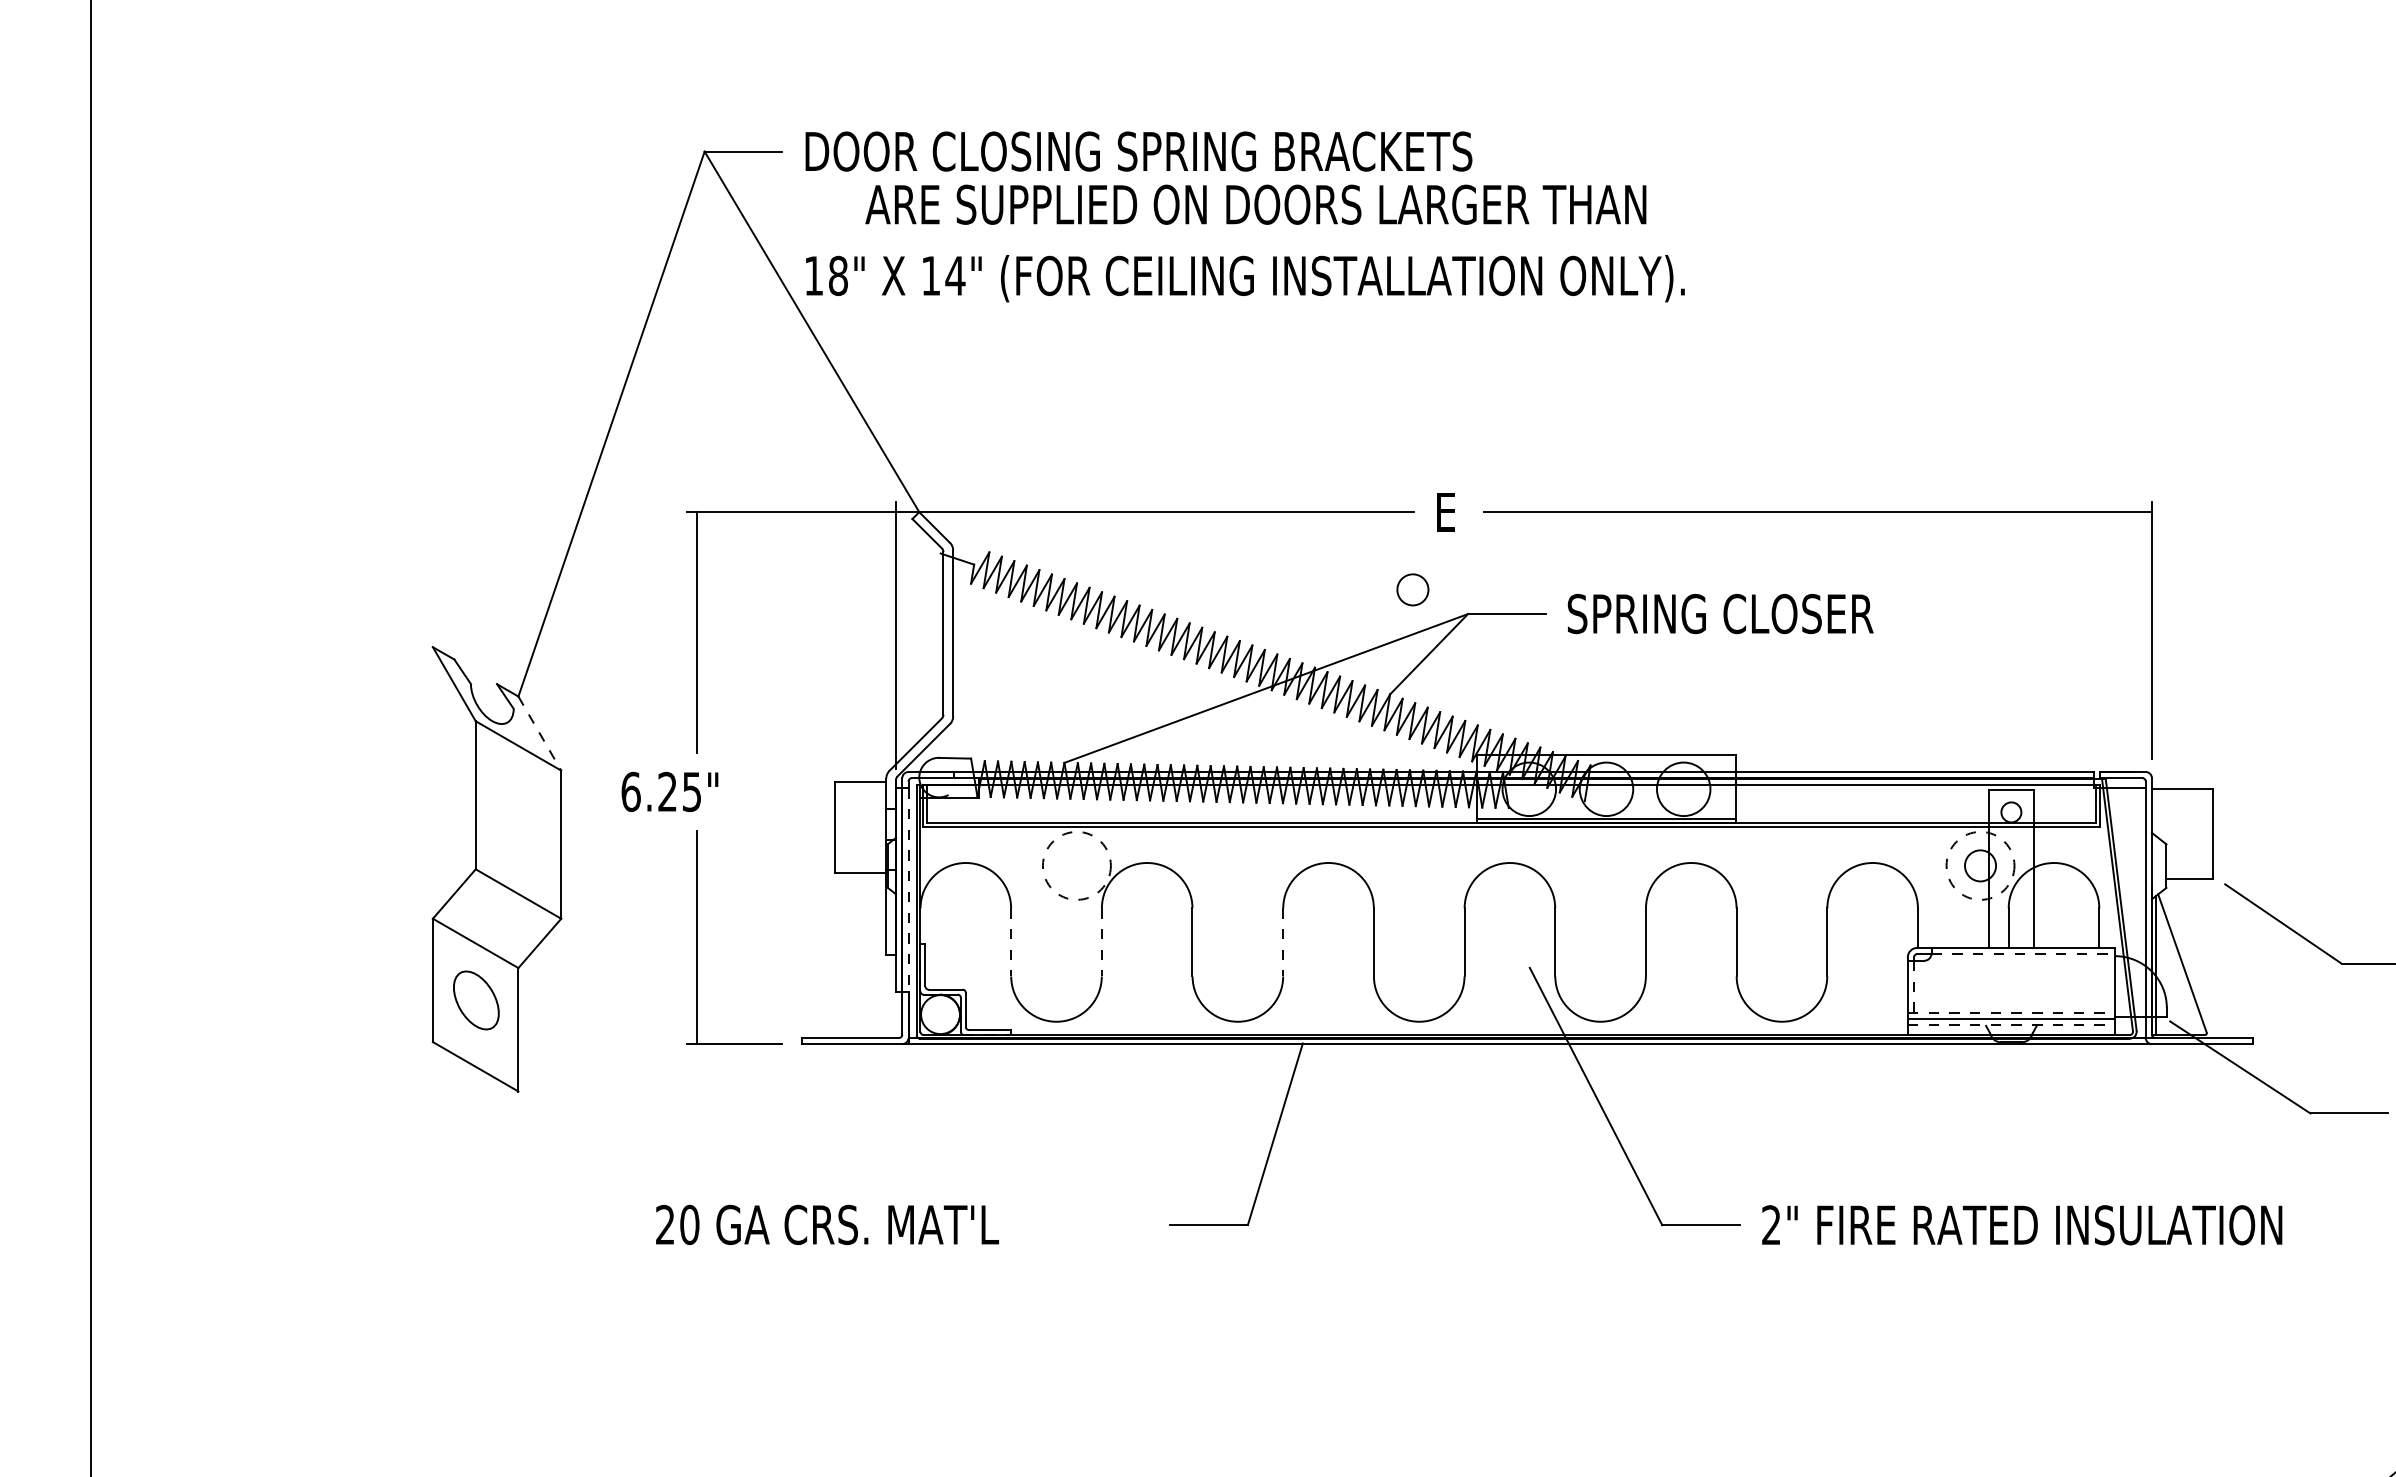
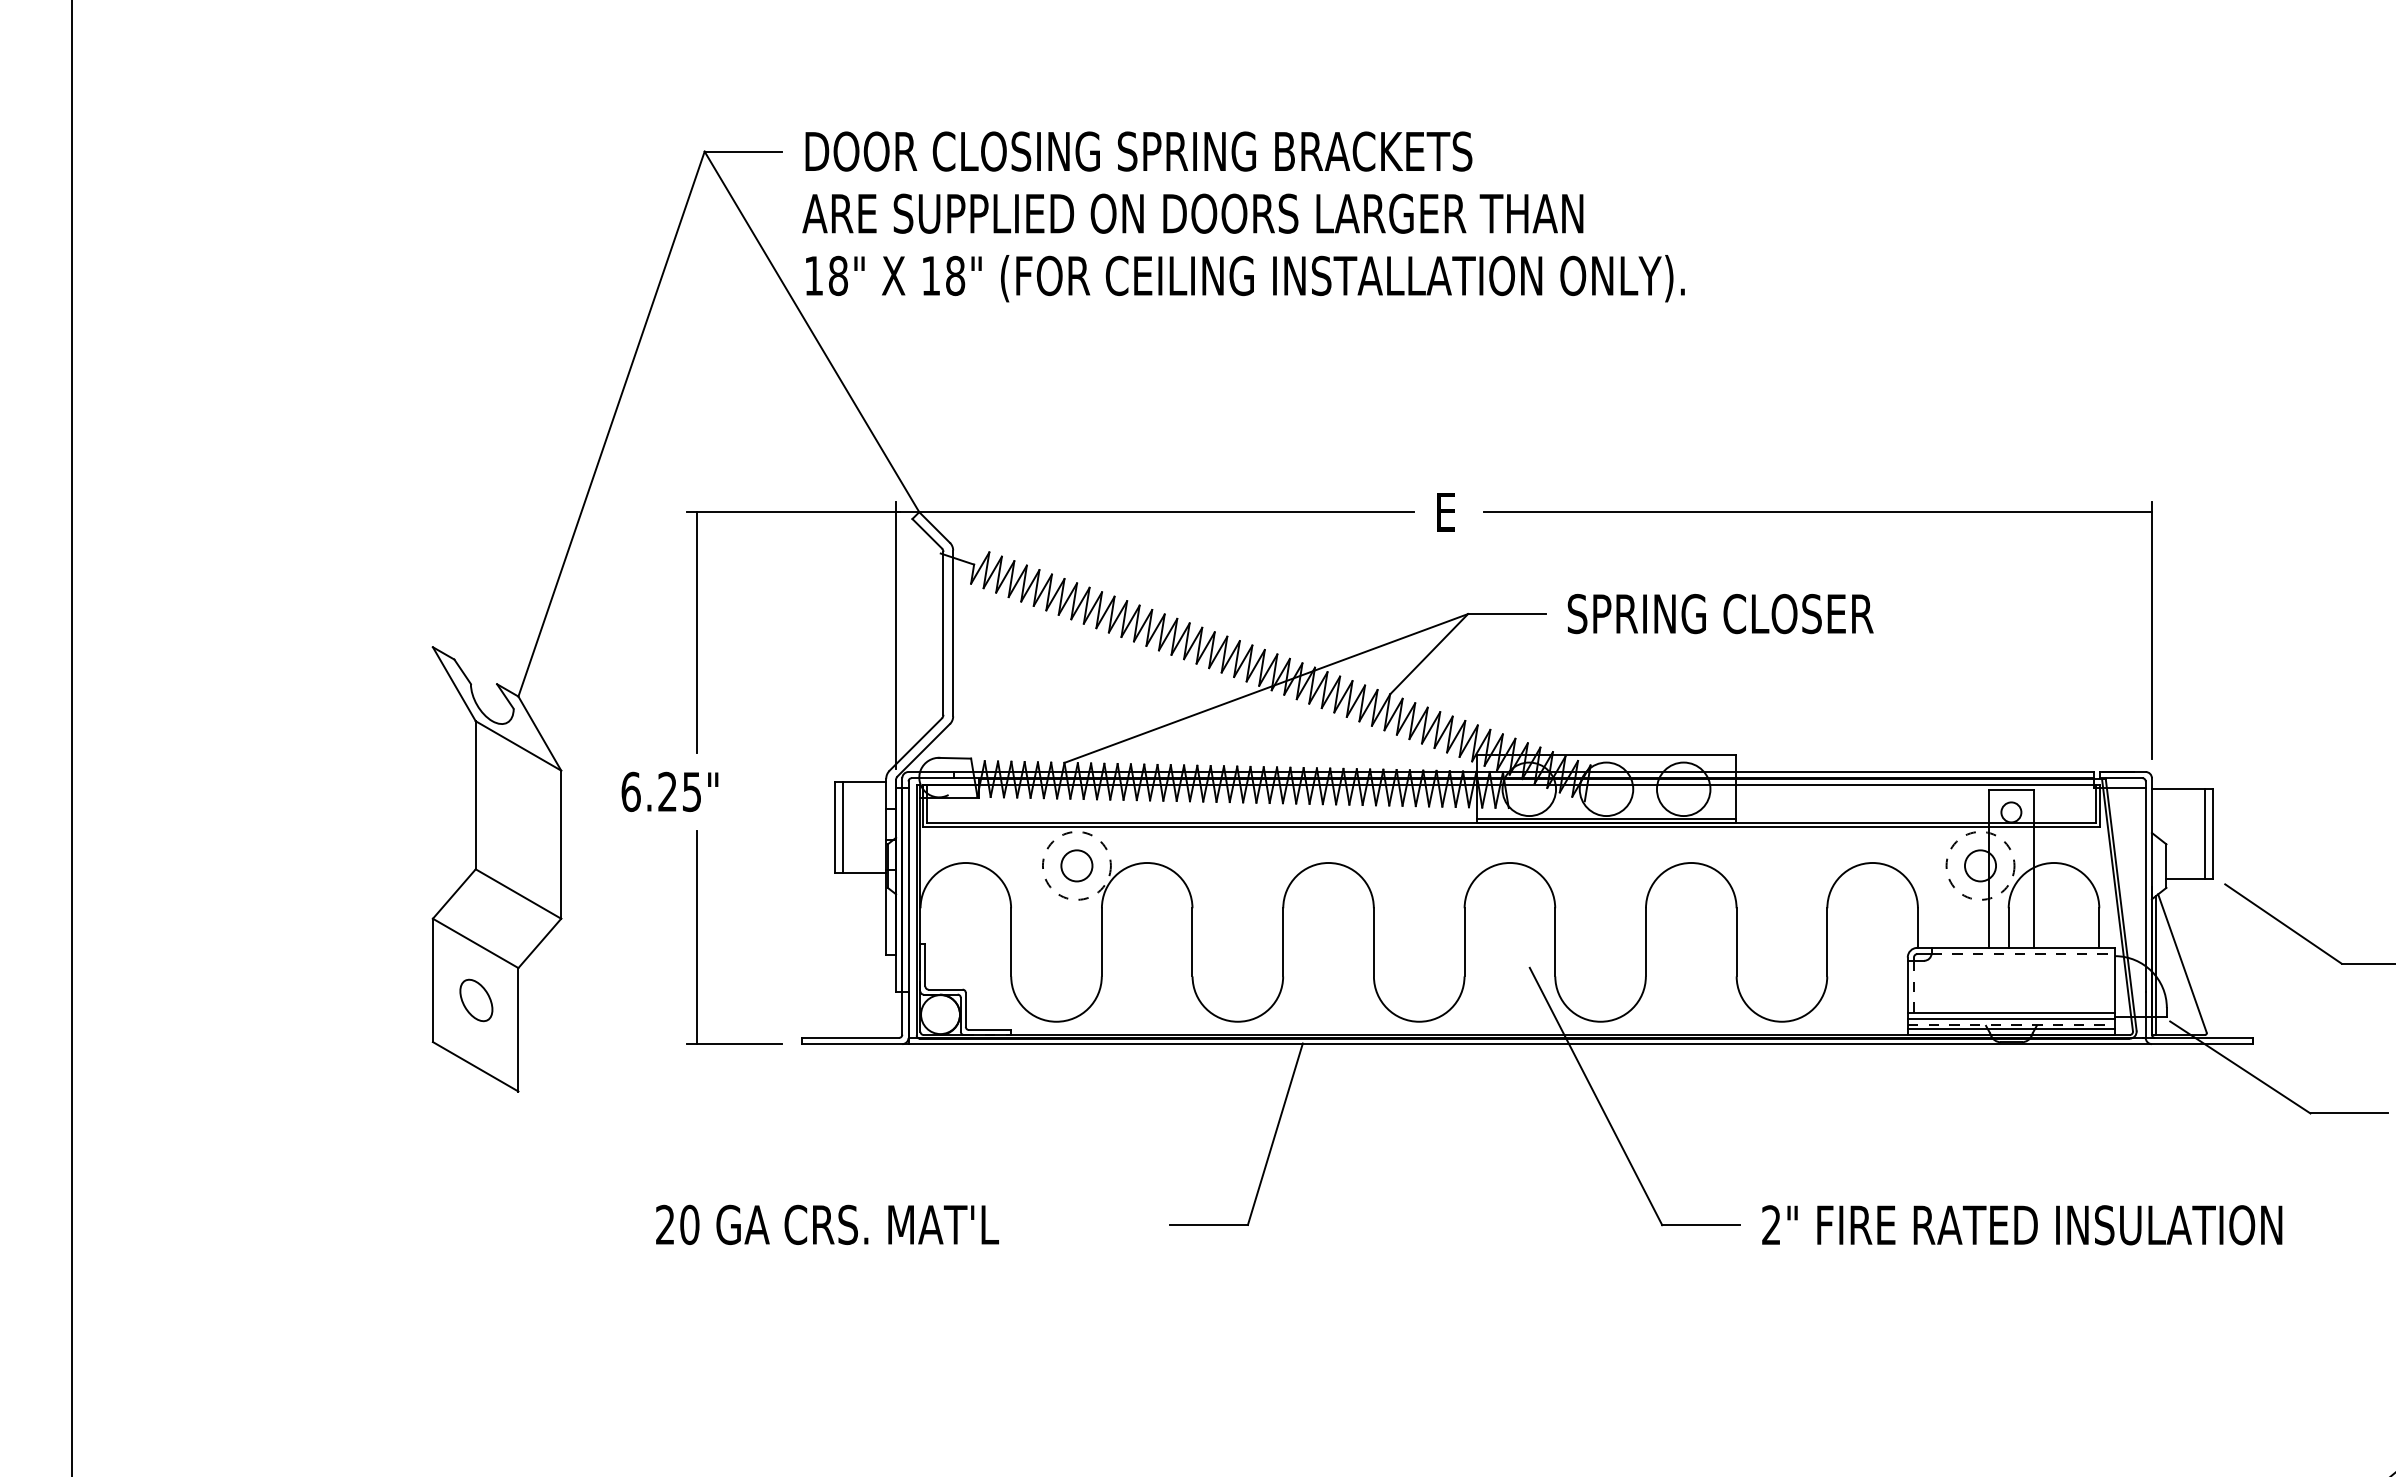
text position: (1255, 204) -> (1192, 213) (1192, 213)
text: 14" -> 18" (955, 275)
circle position: (1412, 589) -> (1076, 865) (1076, 865)
line: dashed -> solid (539, 733)
line position: (90, 737) -> (71, 737) (71, 737)
line: none -> present (842, 827)
line: none -> present (2205, 833)
line: dashed -> solid (908, 890)
line: dashed -> solid (1011, 942)
line: dashed -> solid (1101, 942)
line: dashed -> solid (1283, 942)
circle size: 47x61 px -> 35x45 px (476, 1000)
line: dashed -> solid (2011, 1012)
line: none -> present (2011, 1028)
